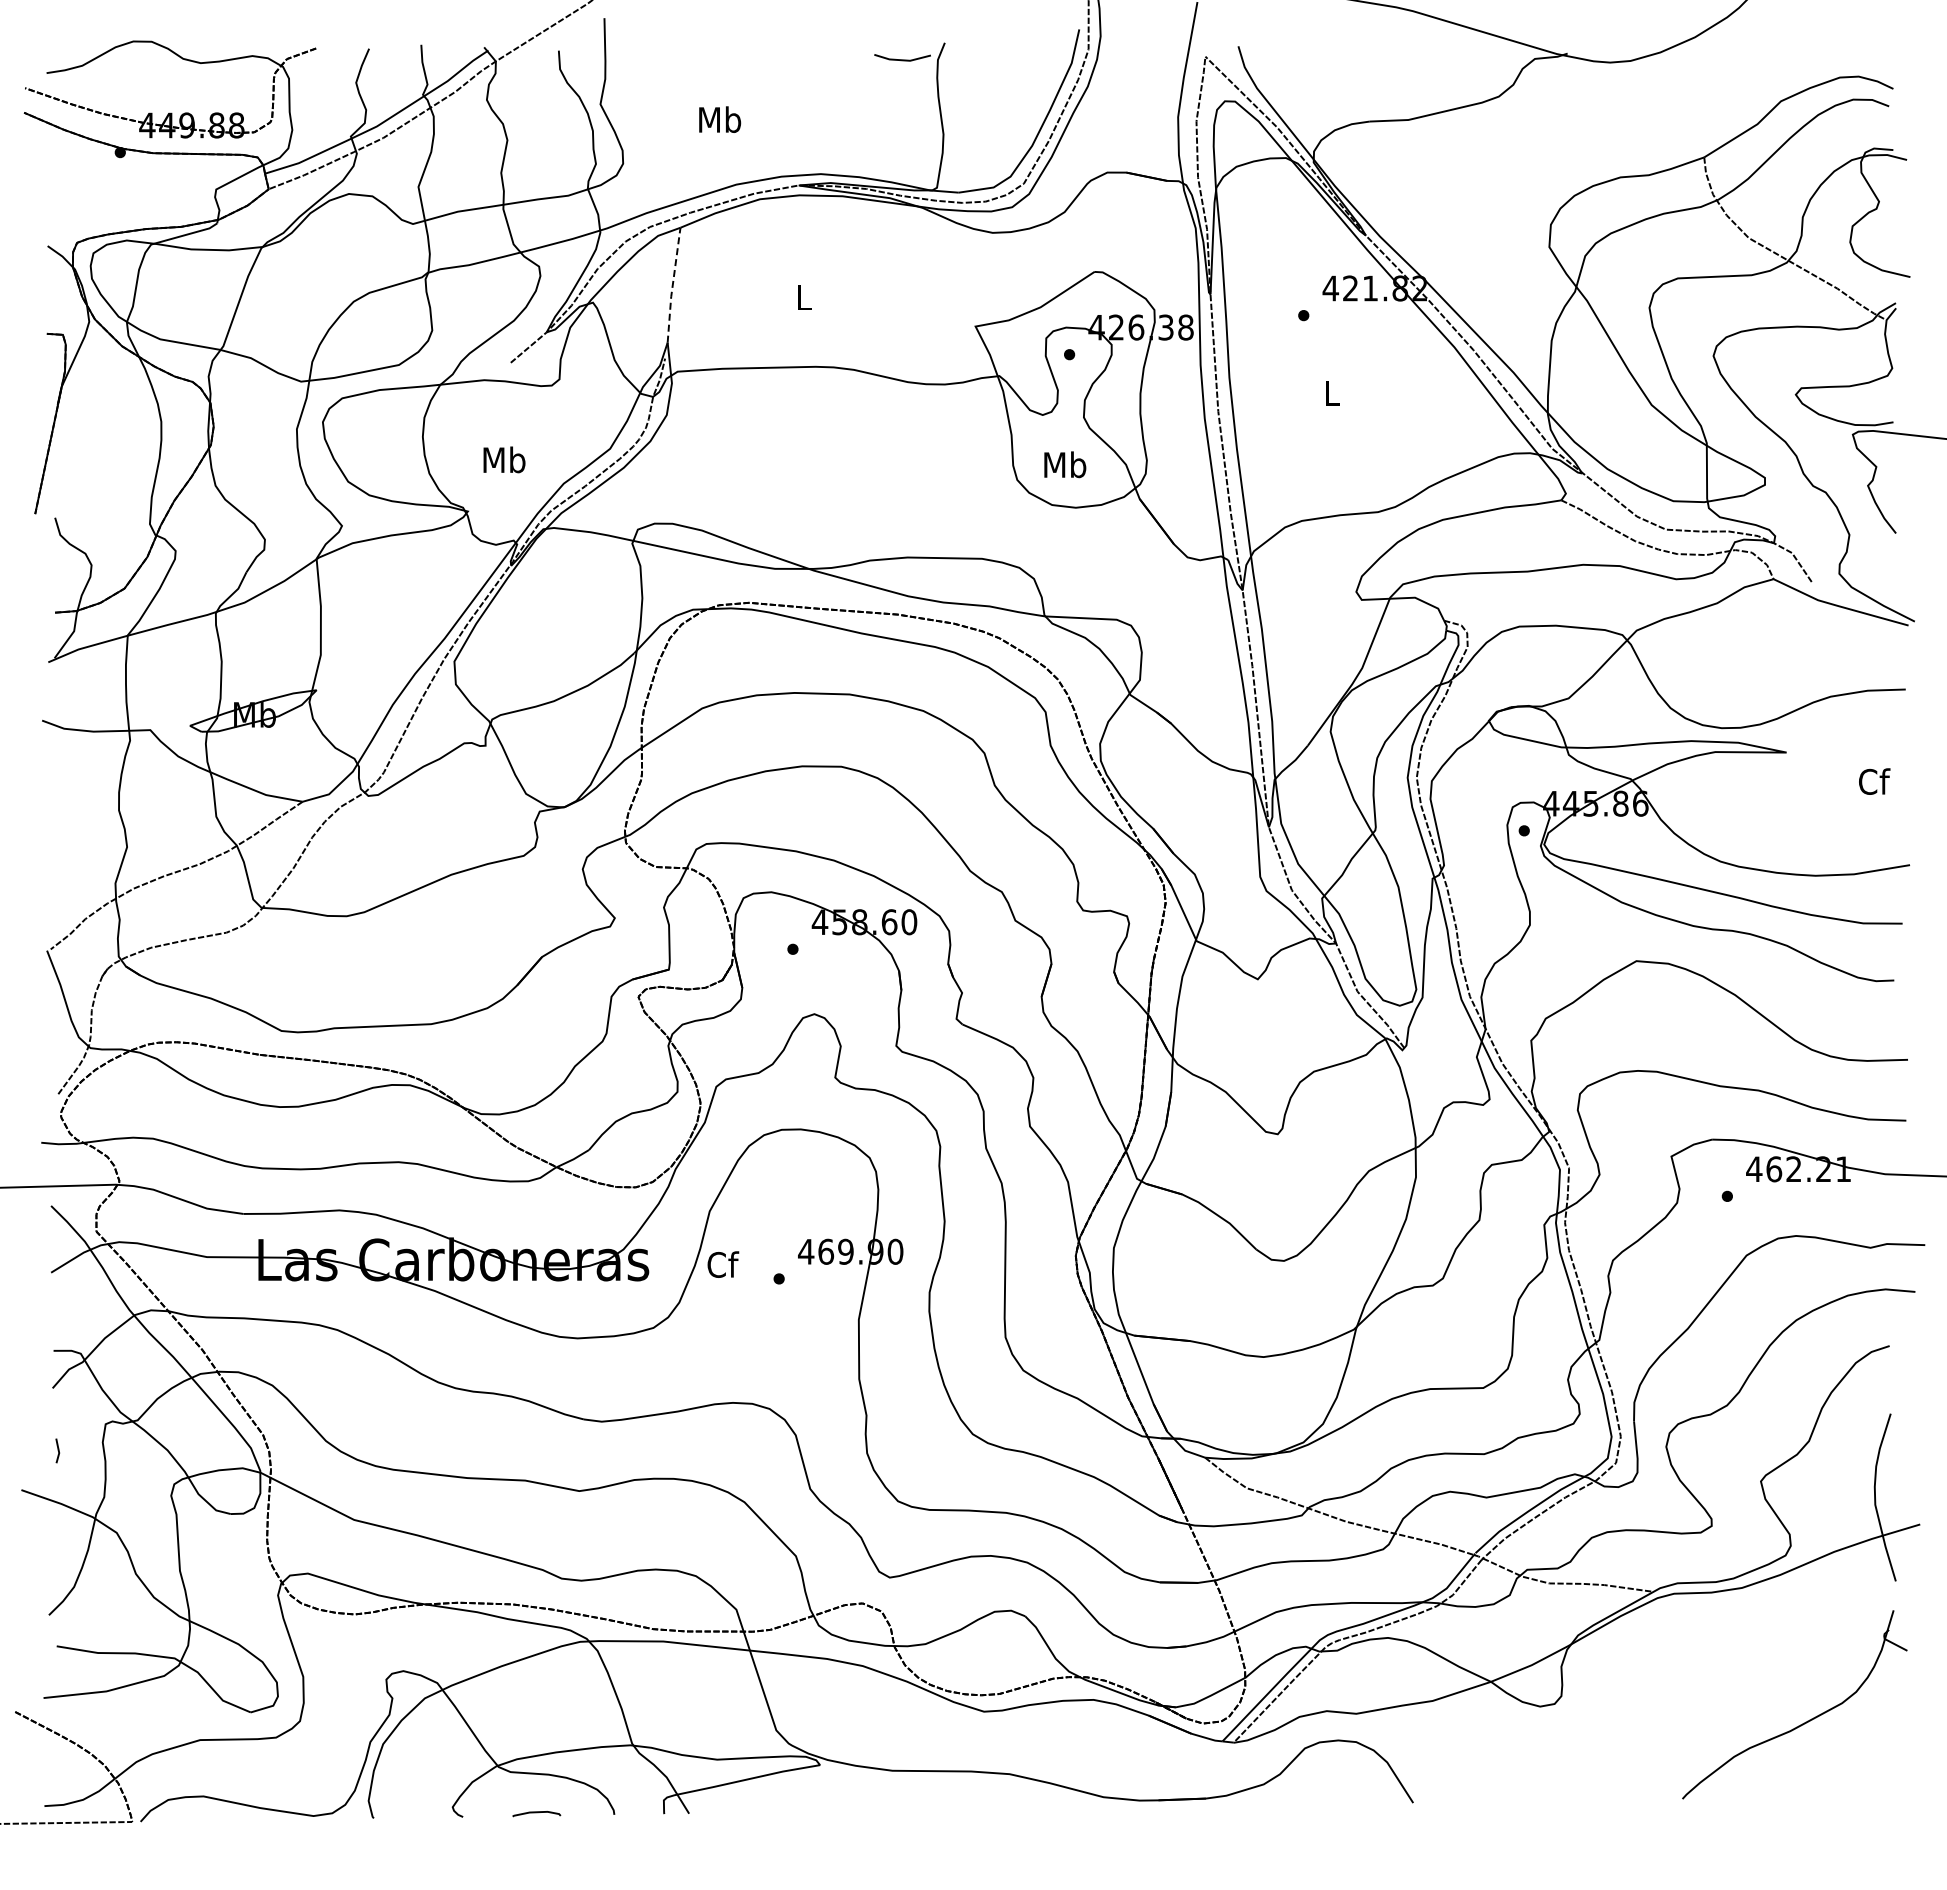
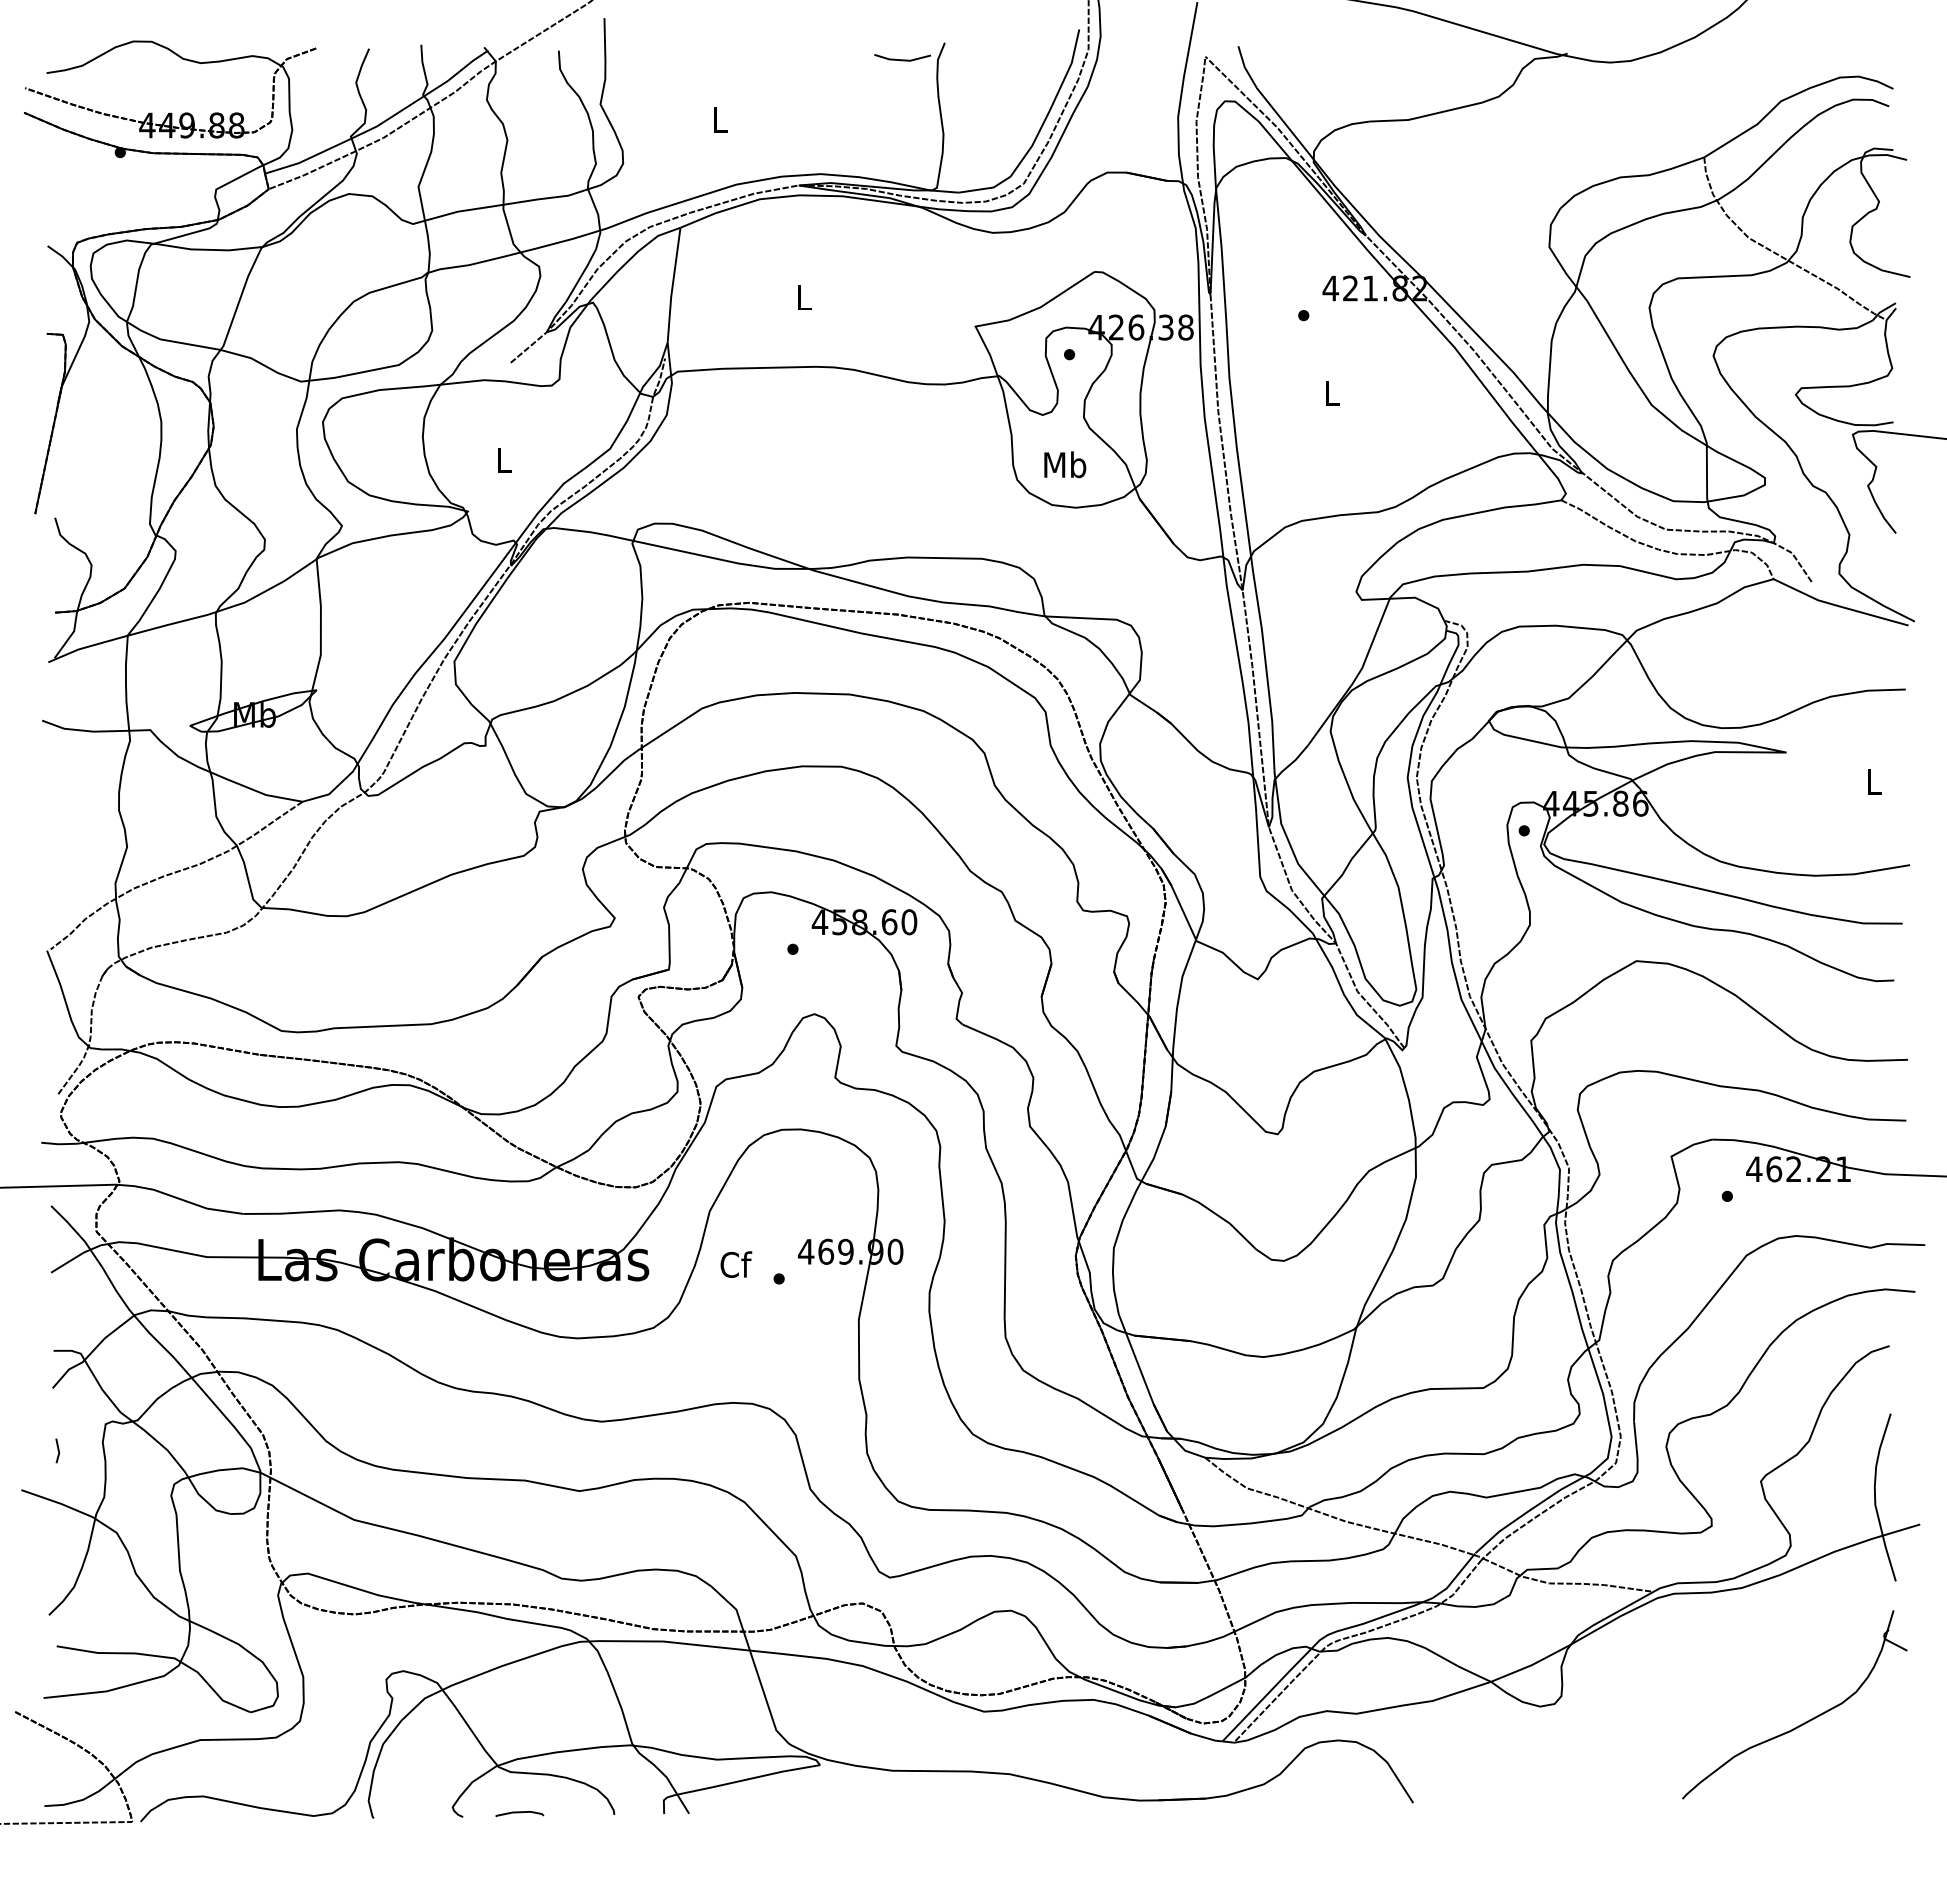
text: Mb -> L (720, 119)
line: dashed -> solid (672, 285)
text: Mb -> L (504, 459)
text: Cf -> L (1874, 781)
text position: (723, 1264) -> (736, 1264) (736, 1264)
curve position: (536, 1813) -> (519, 1813) (519, 1813)
